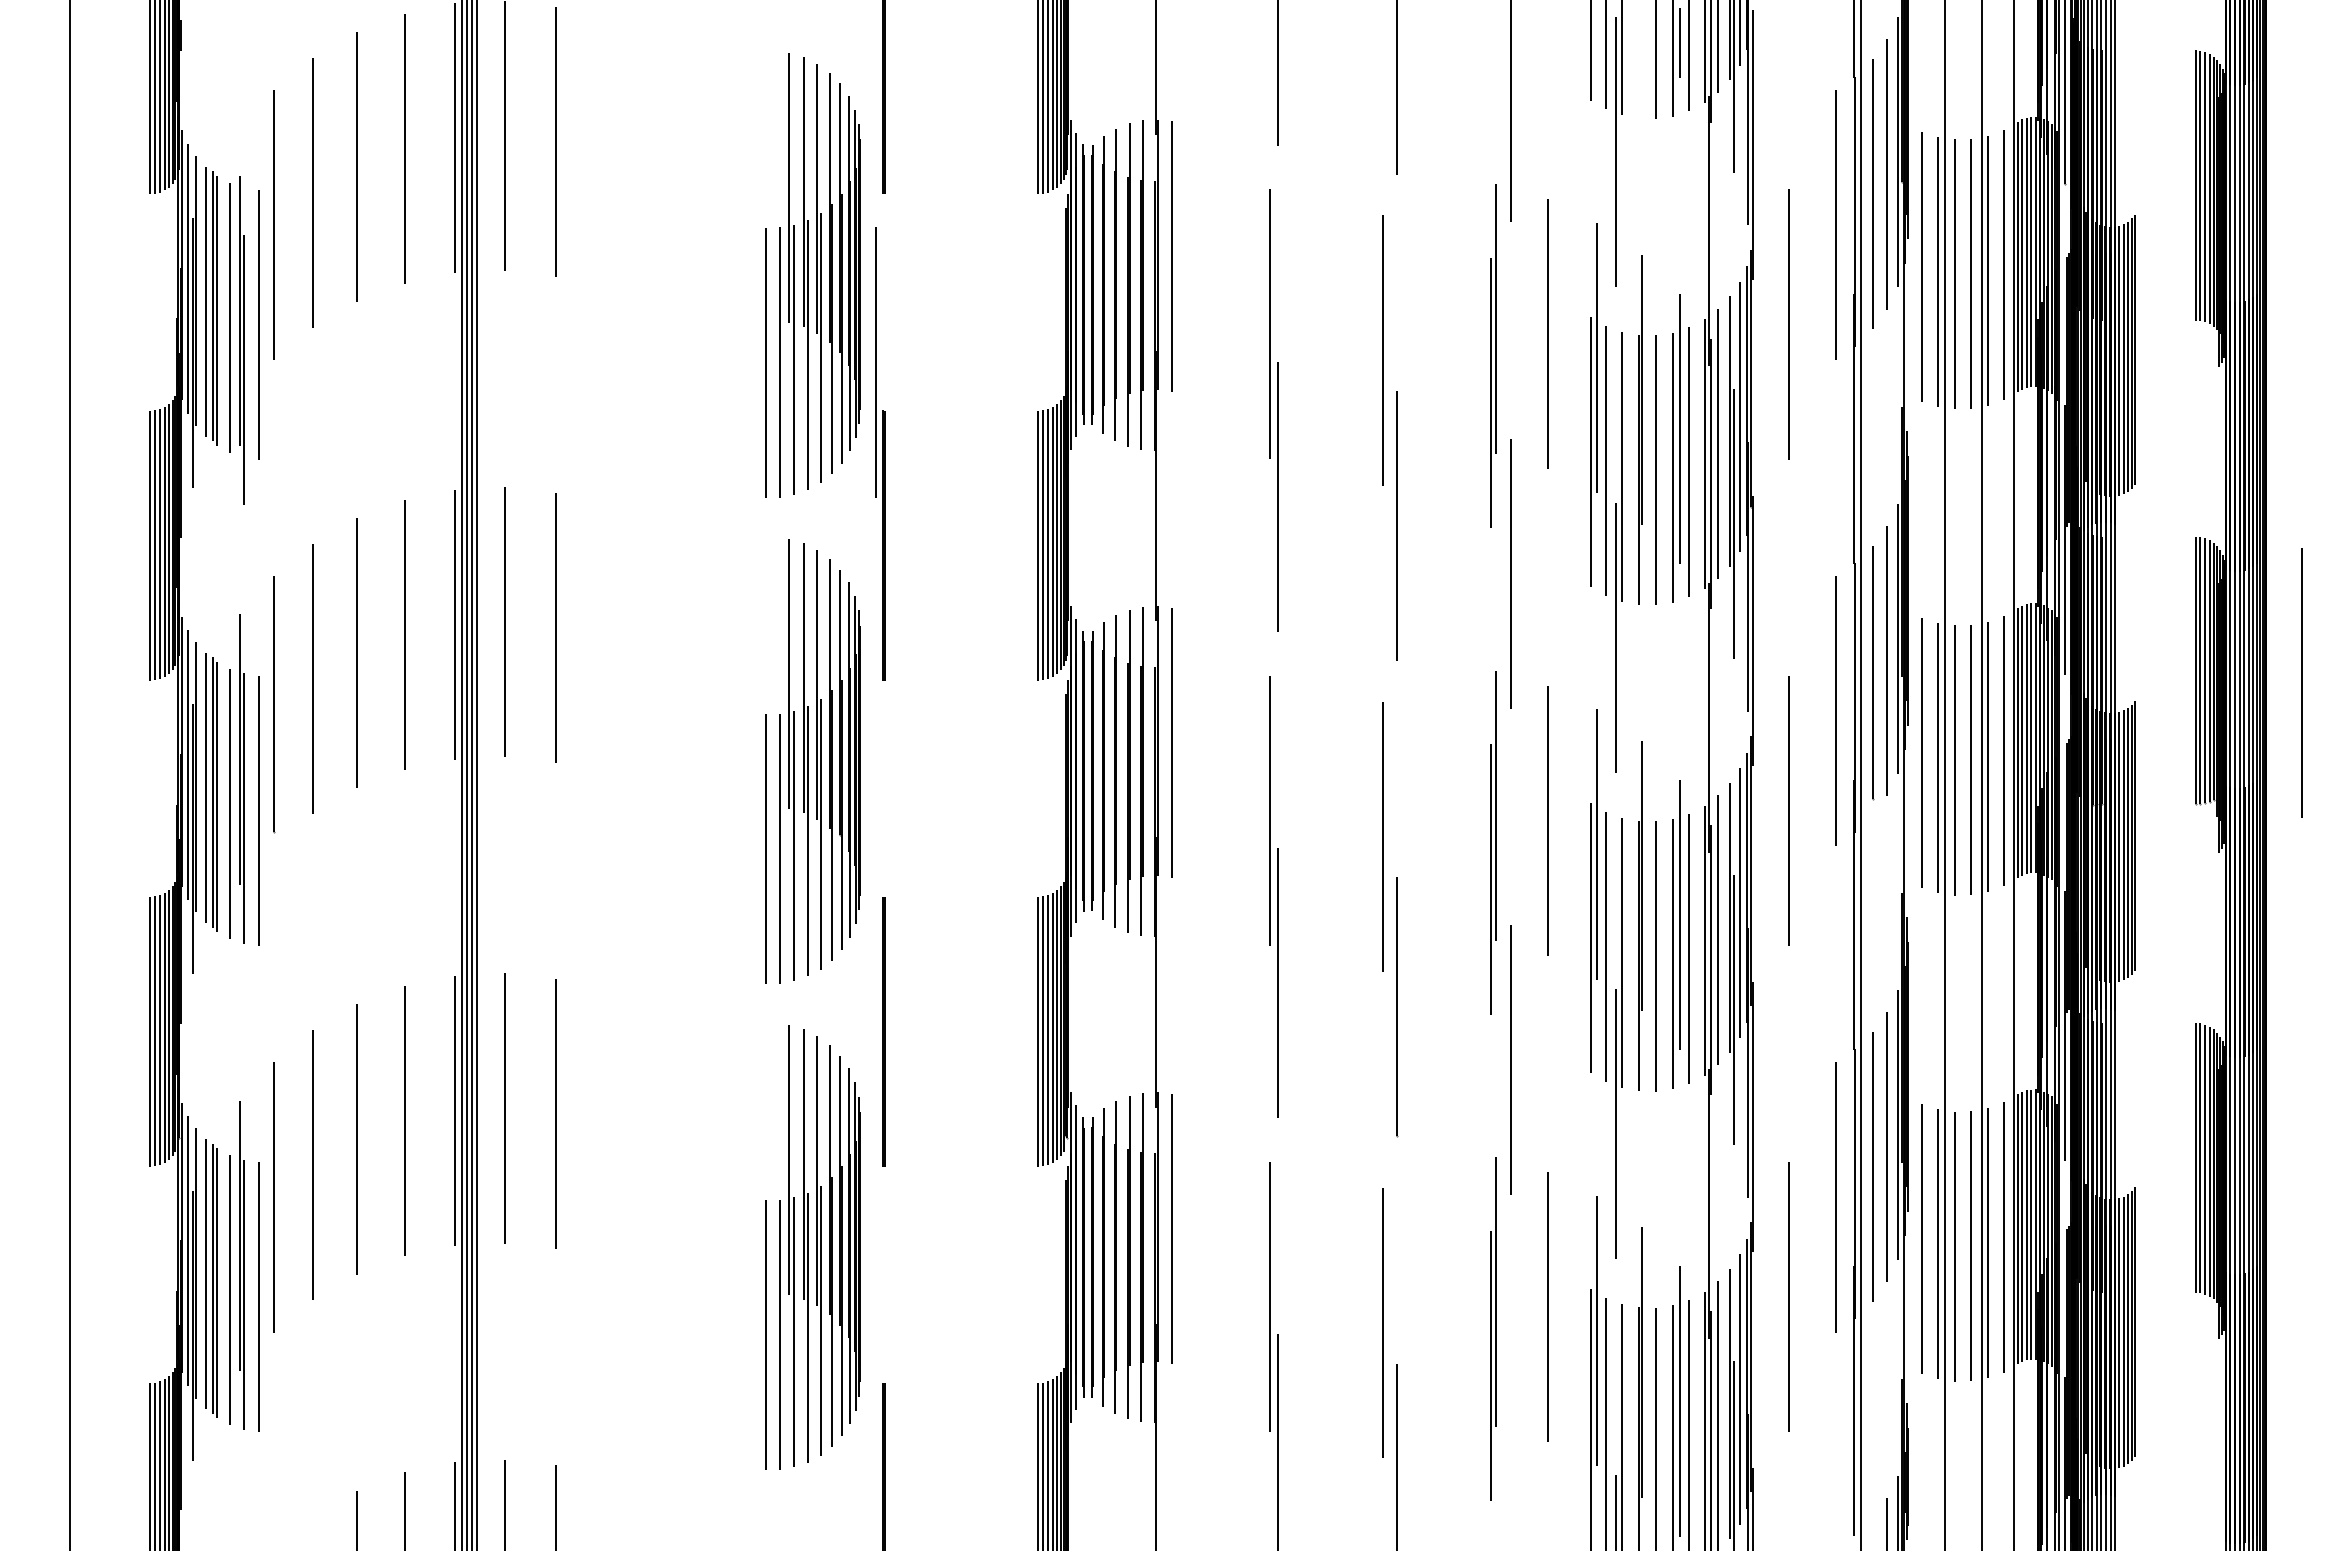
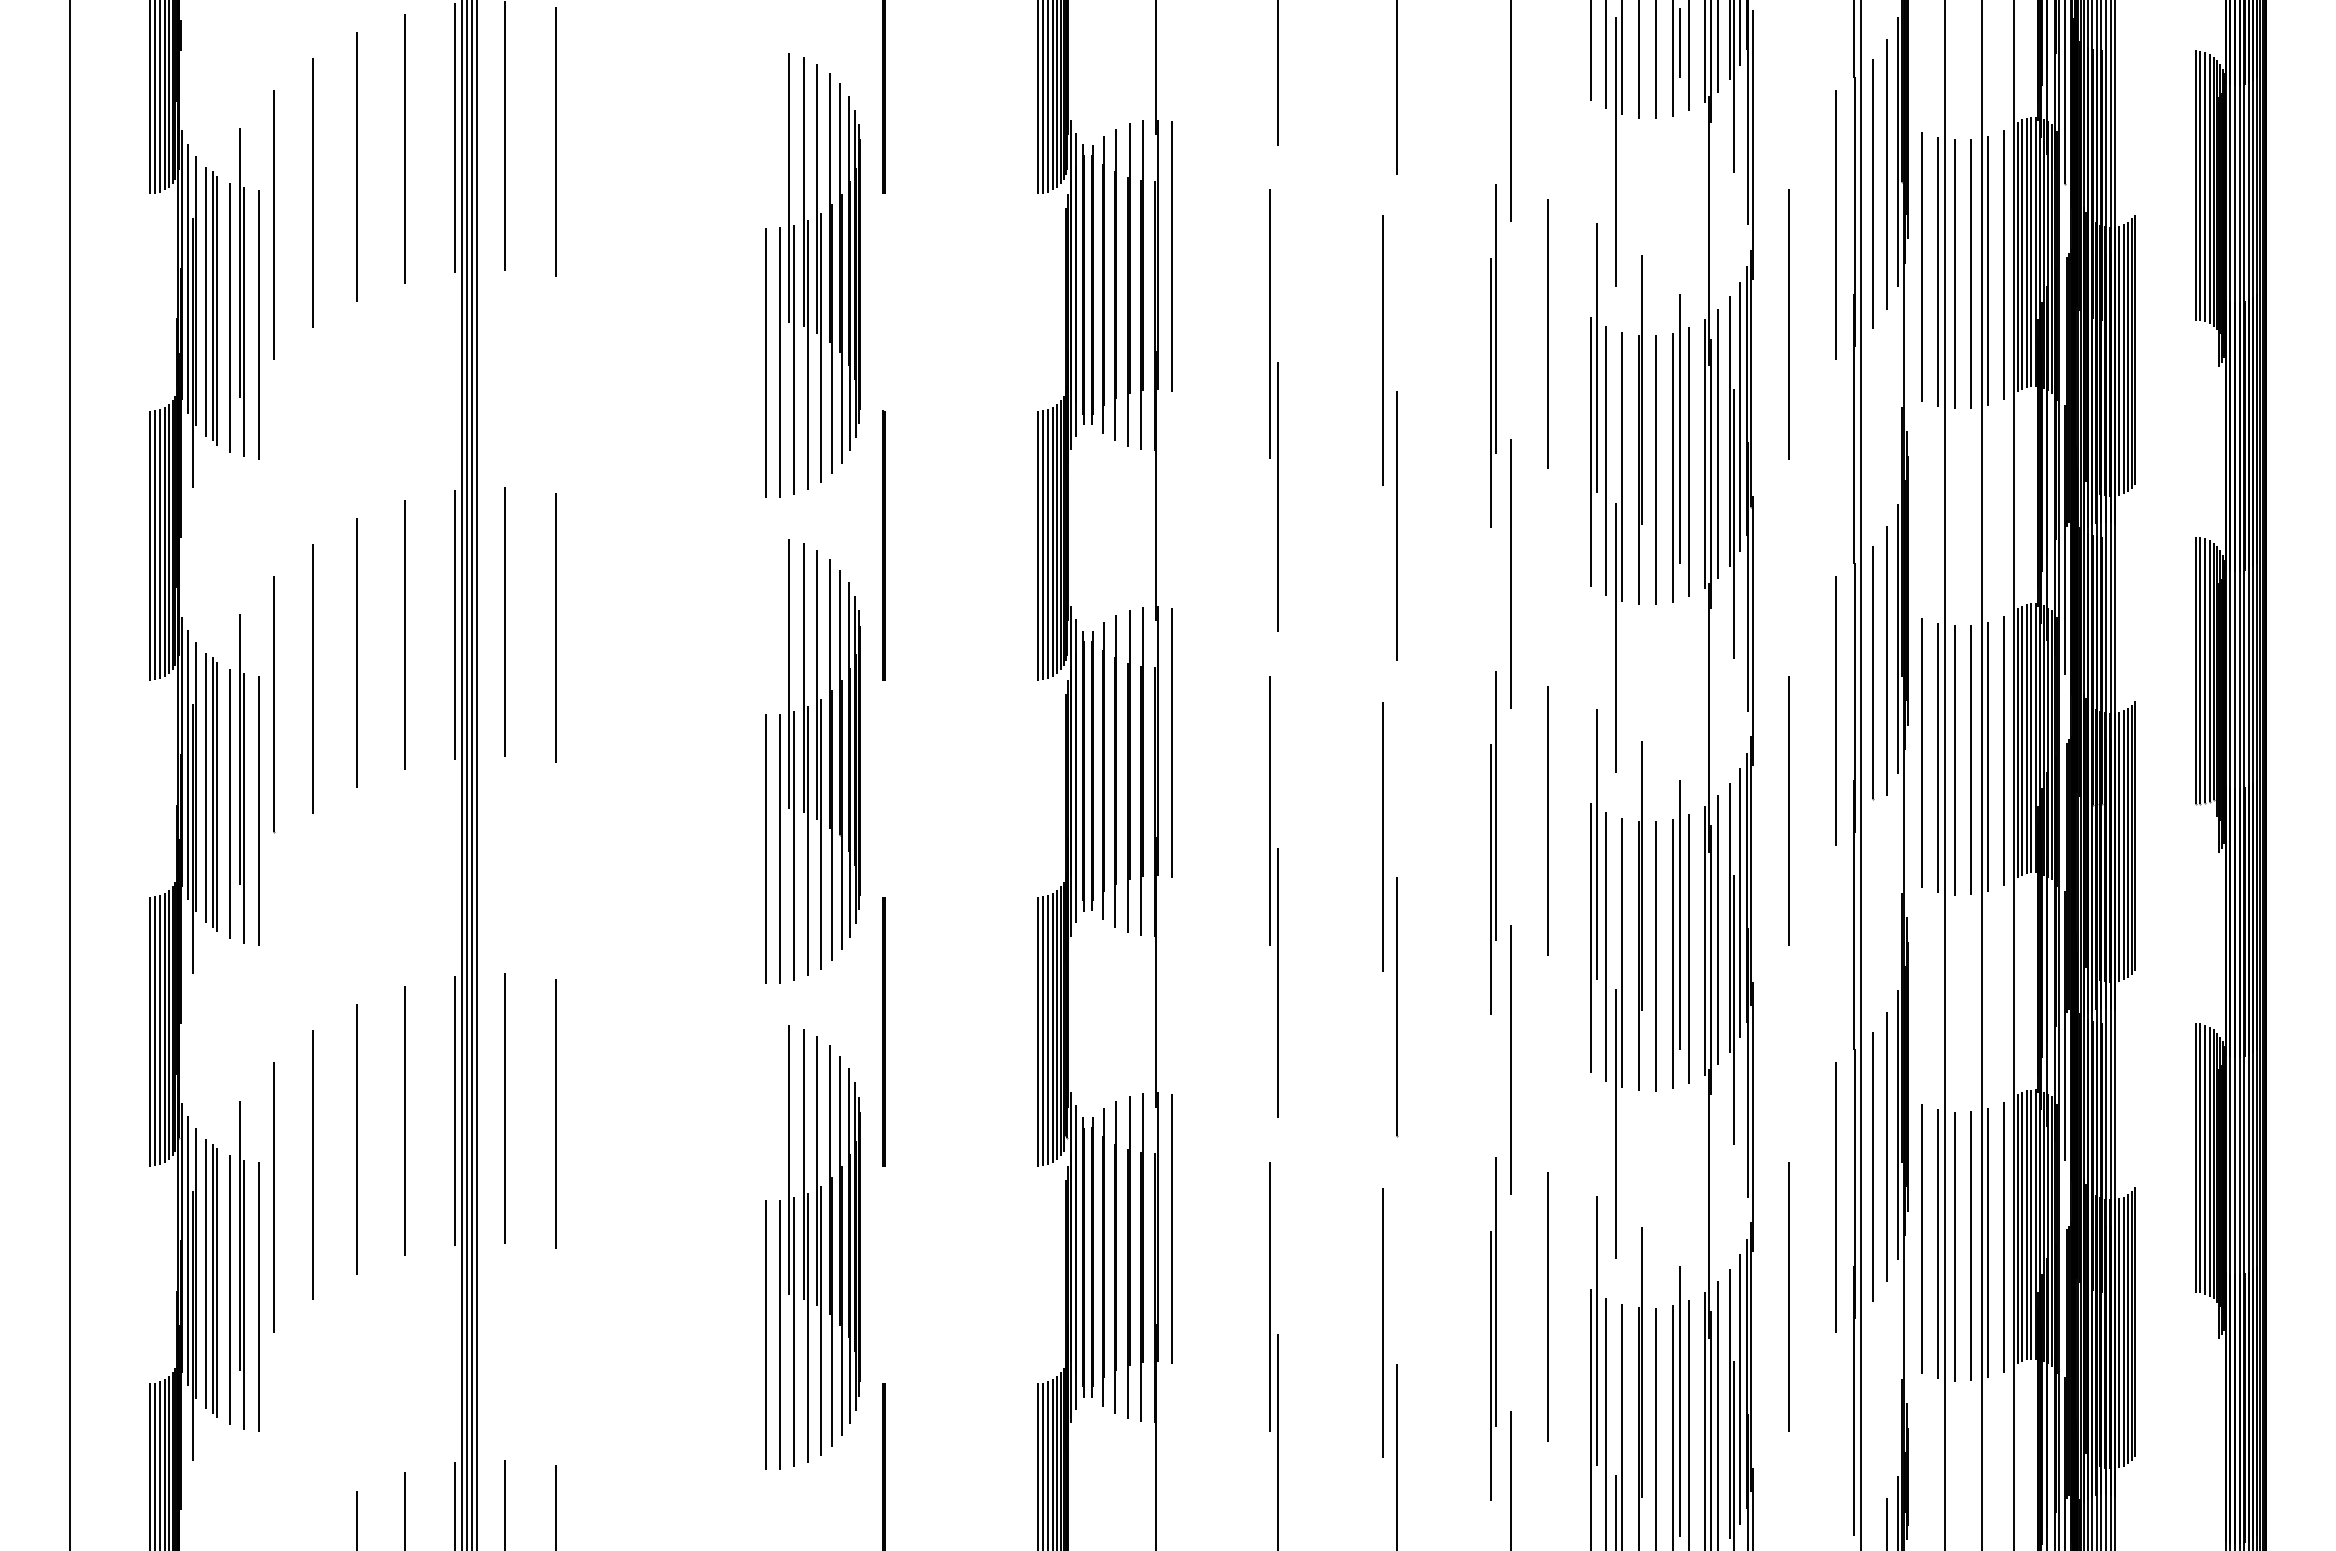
line: none -> present (1638, 60)
part position: (241, 340) -> (241, 292) (241, 292)
line: present -> none (875, 362)
line: present -> none (2301, 682)
line: none -> present (1510, 1479)
